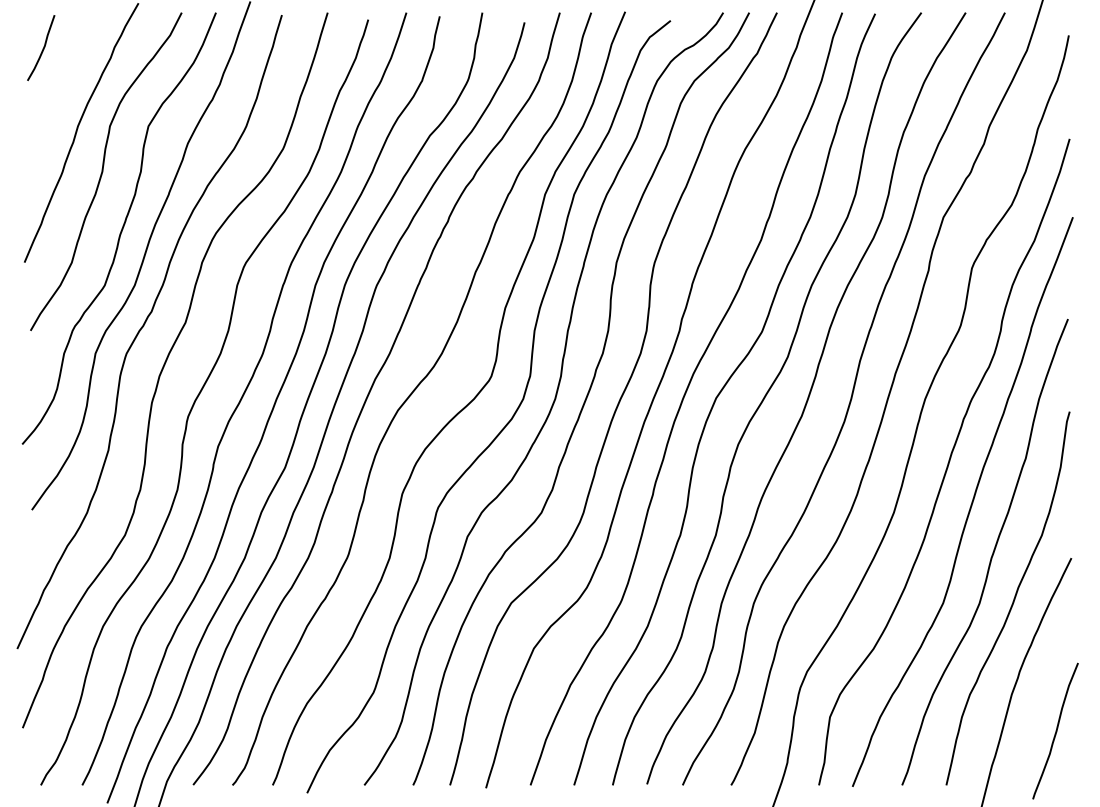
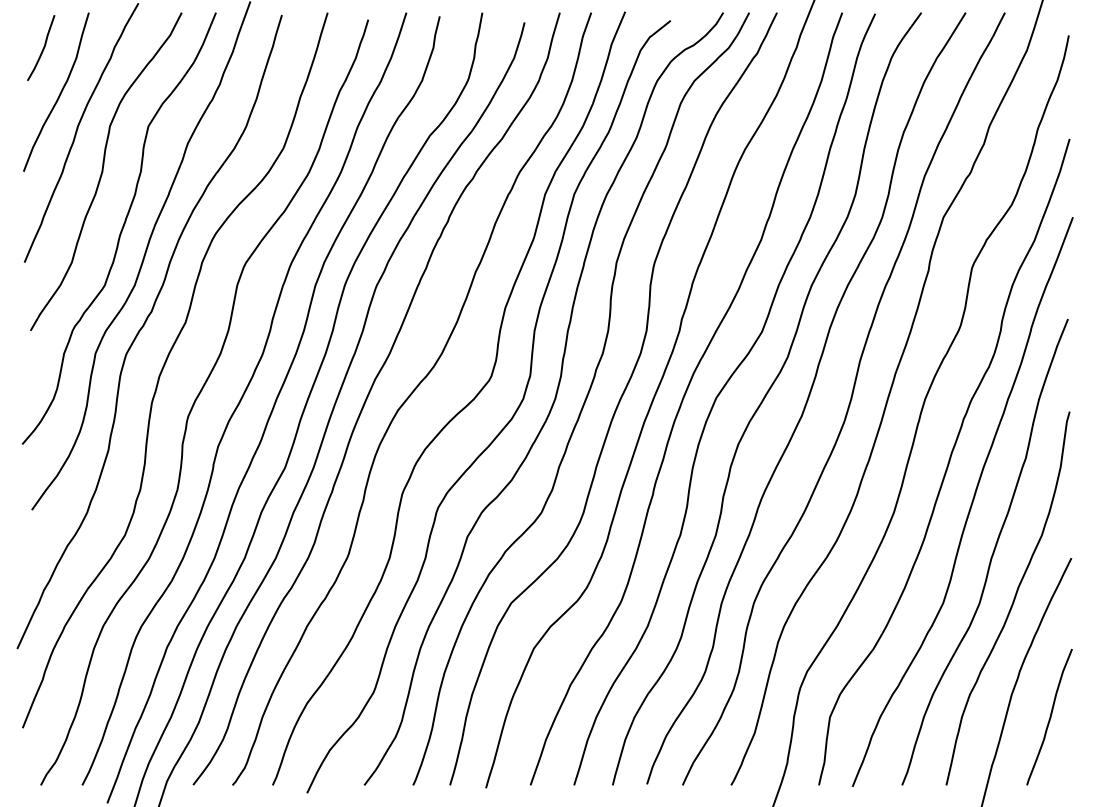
curve: none -> present (59, 93)
curve position: (1055, 730) -> (1049, 716) (1049, 716)
